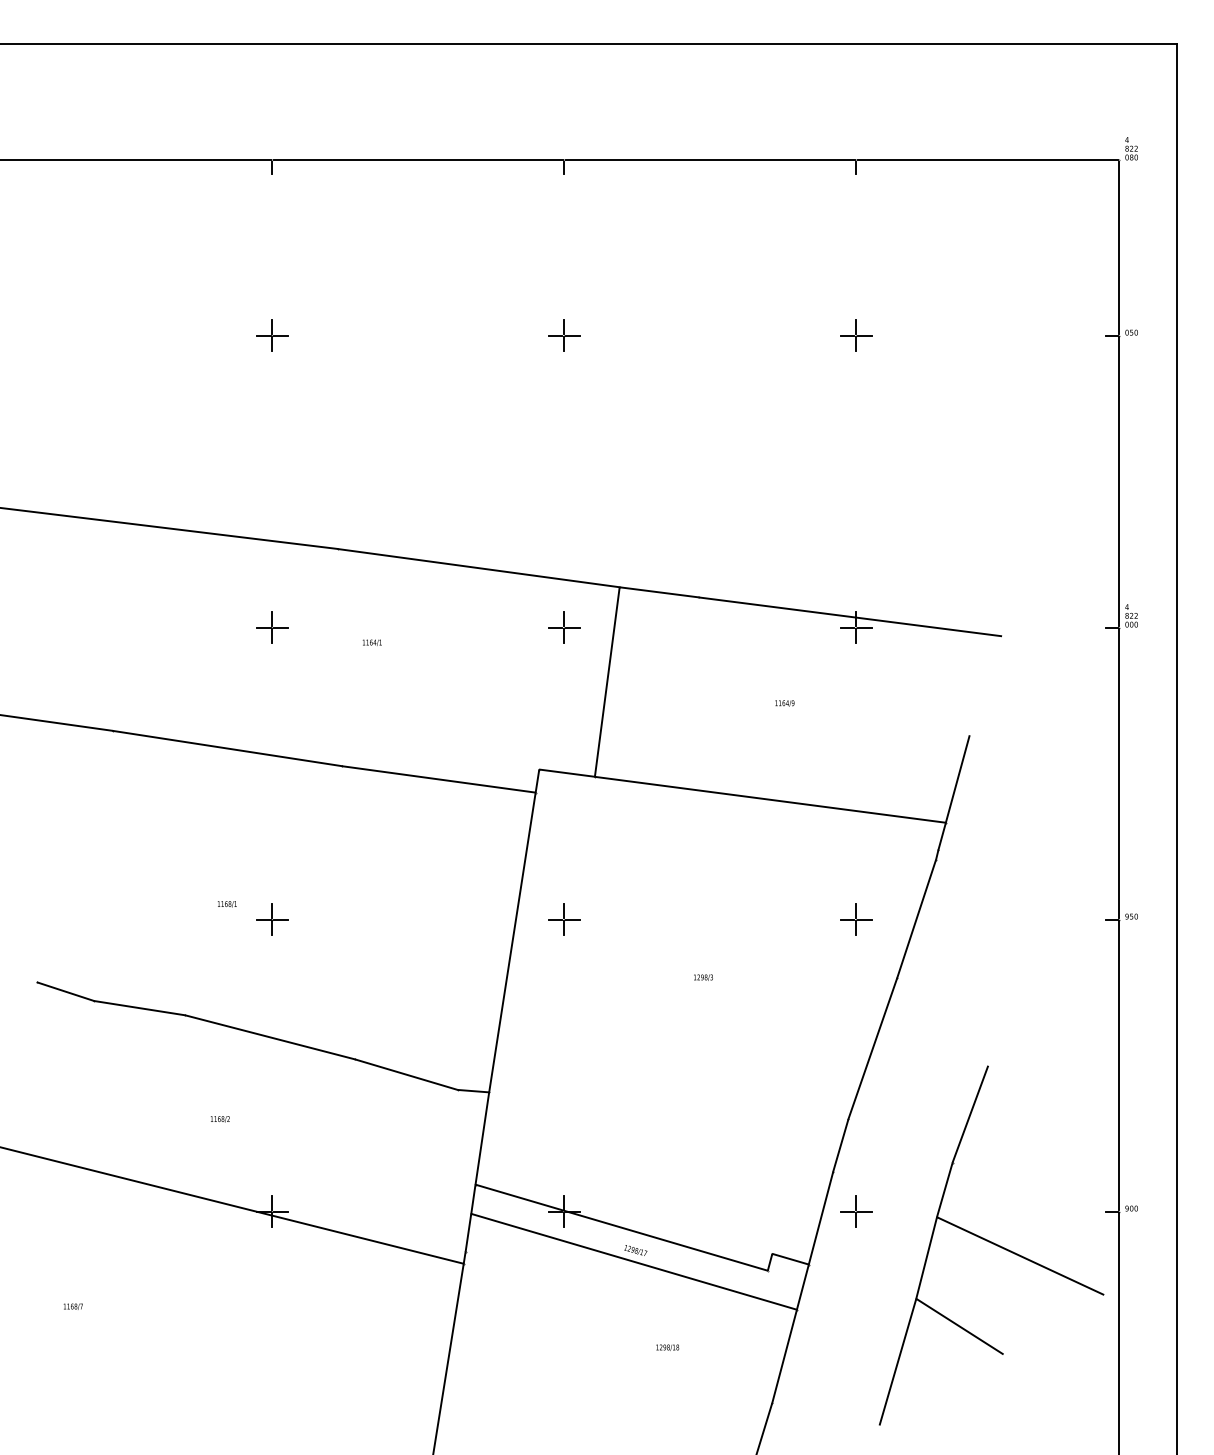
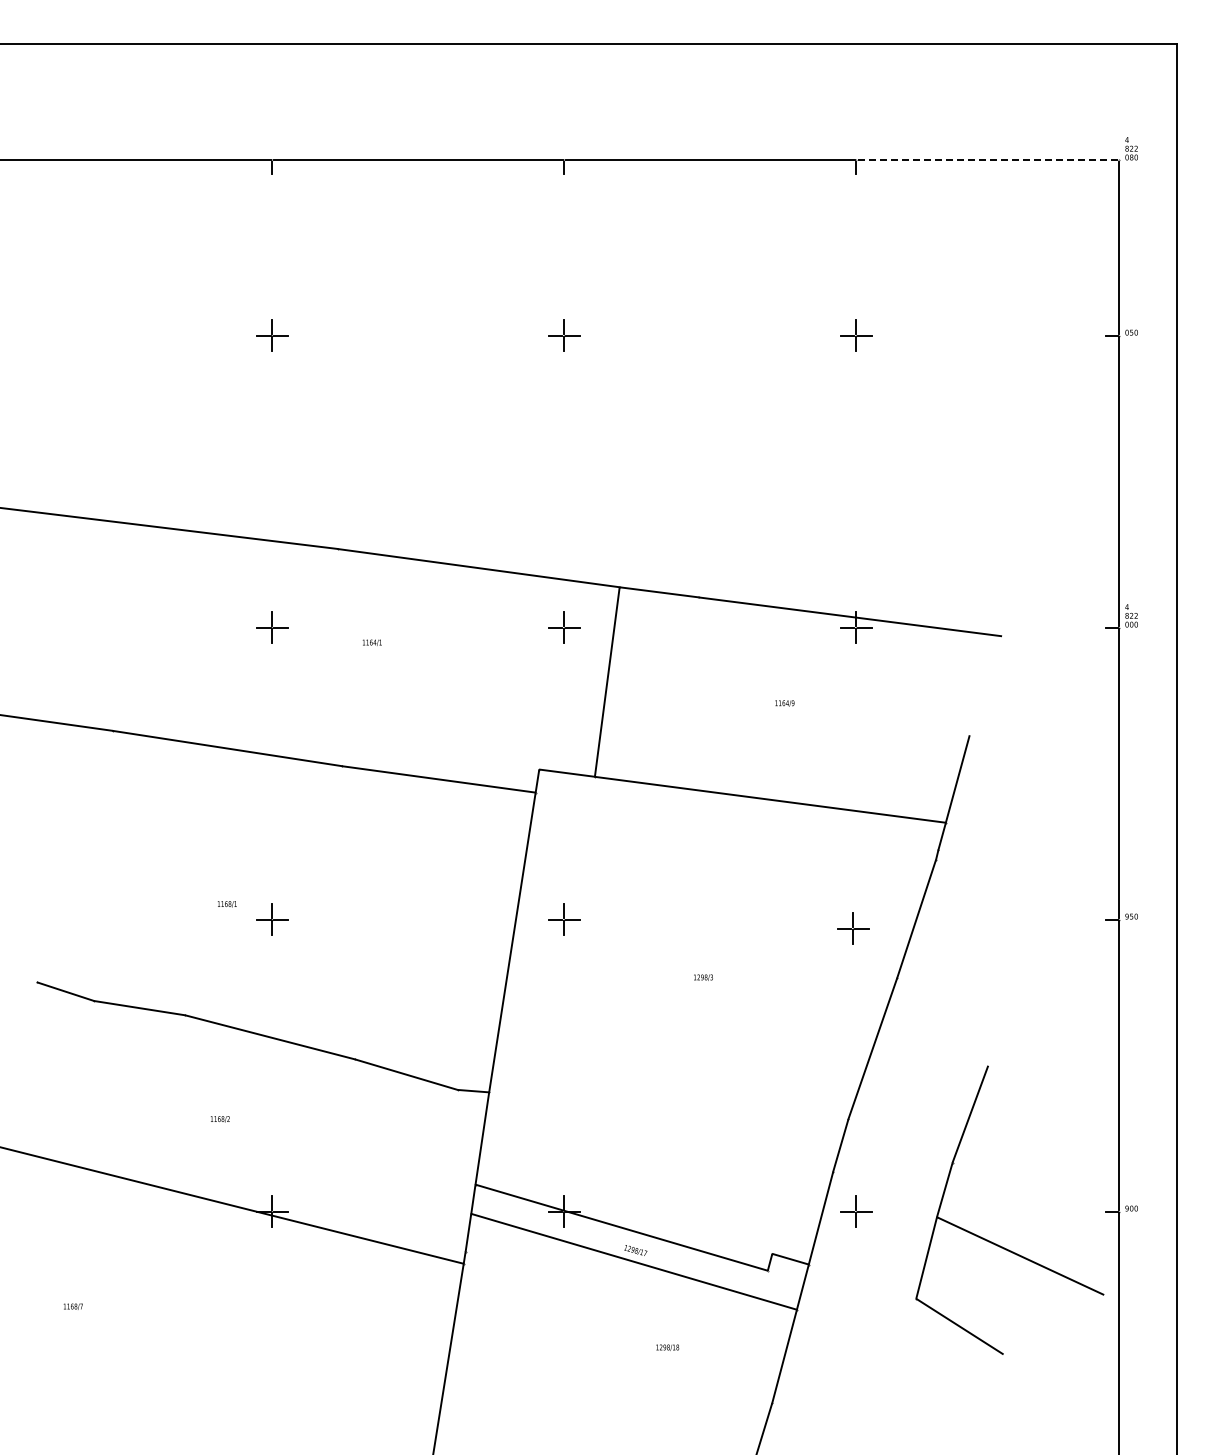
line: solid -> dashed (987, 160)
part position: (856, 919) -> (853, 928) (853, 928)
line: present -> none (897, 1361)
